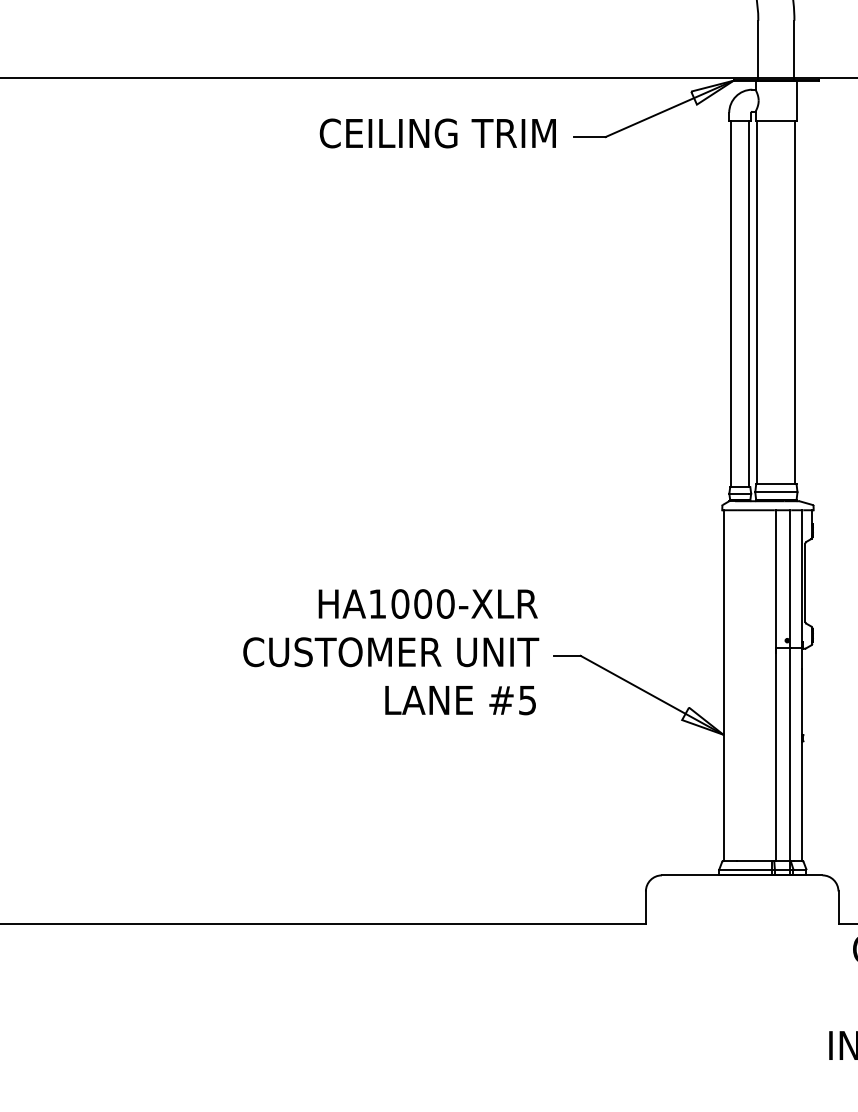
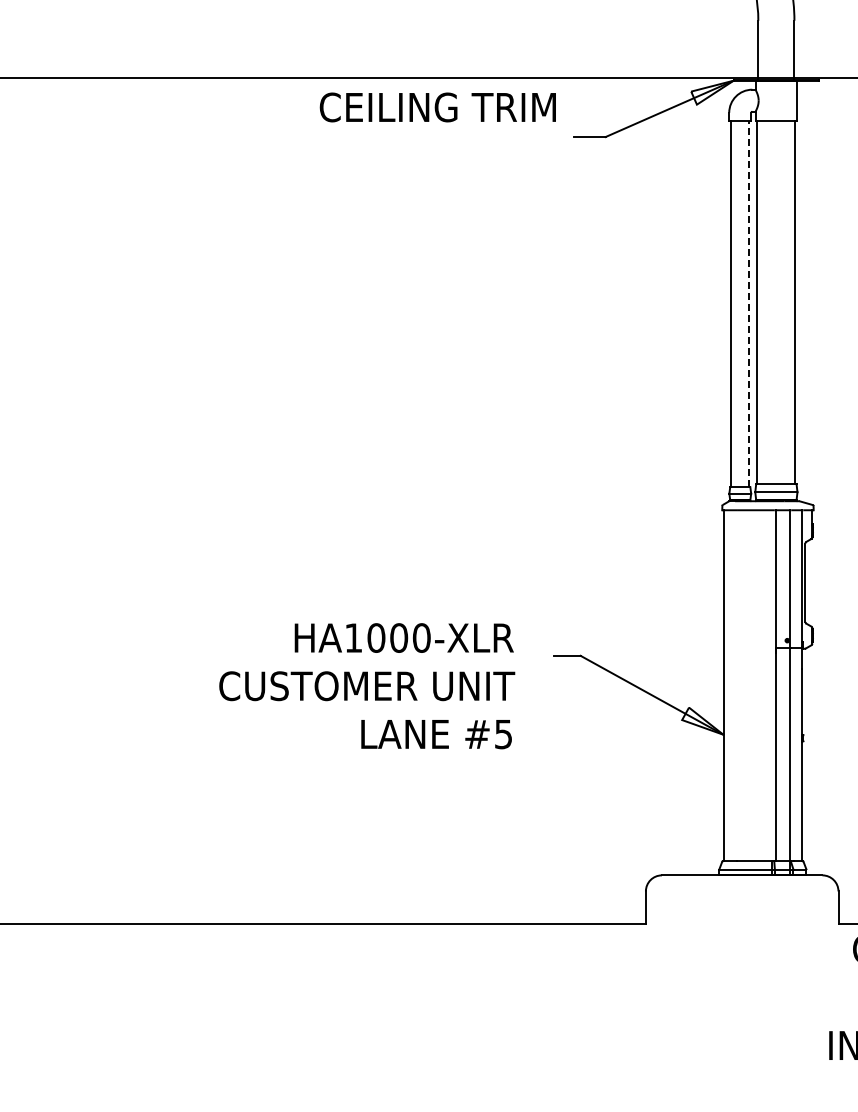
text position: (437, 133) -> (437, 107) (437, 107)
line: solid -> dashed (749, 303)
text position: (391, 652) -> (367, 686) (367, 686)
